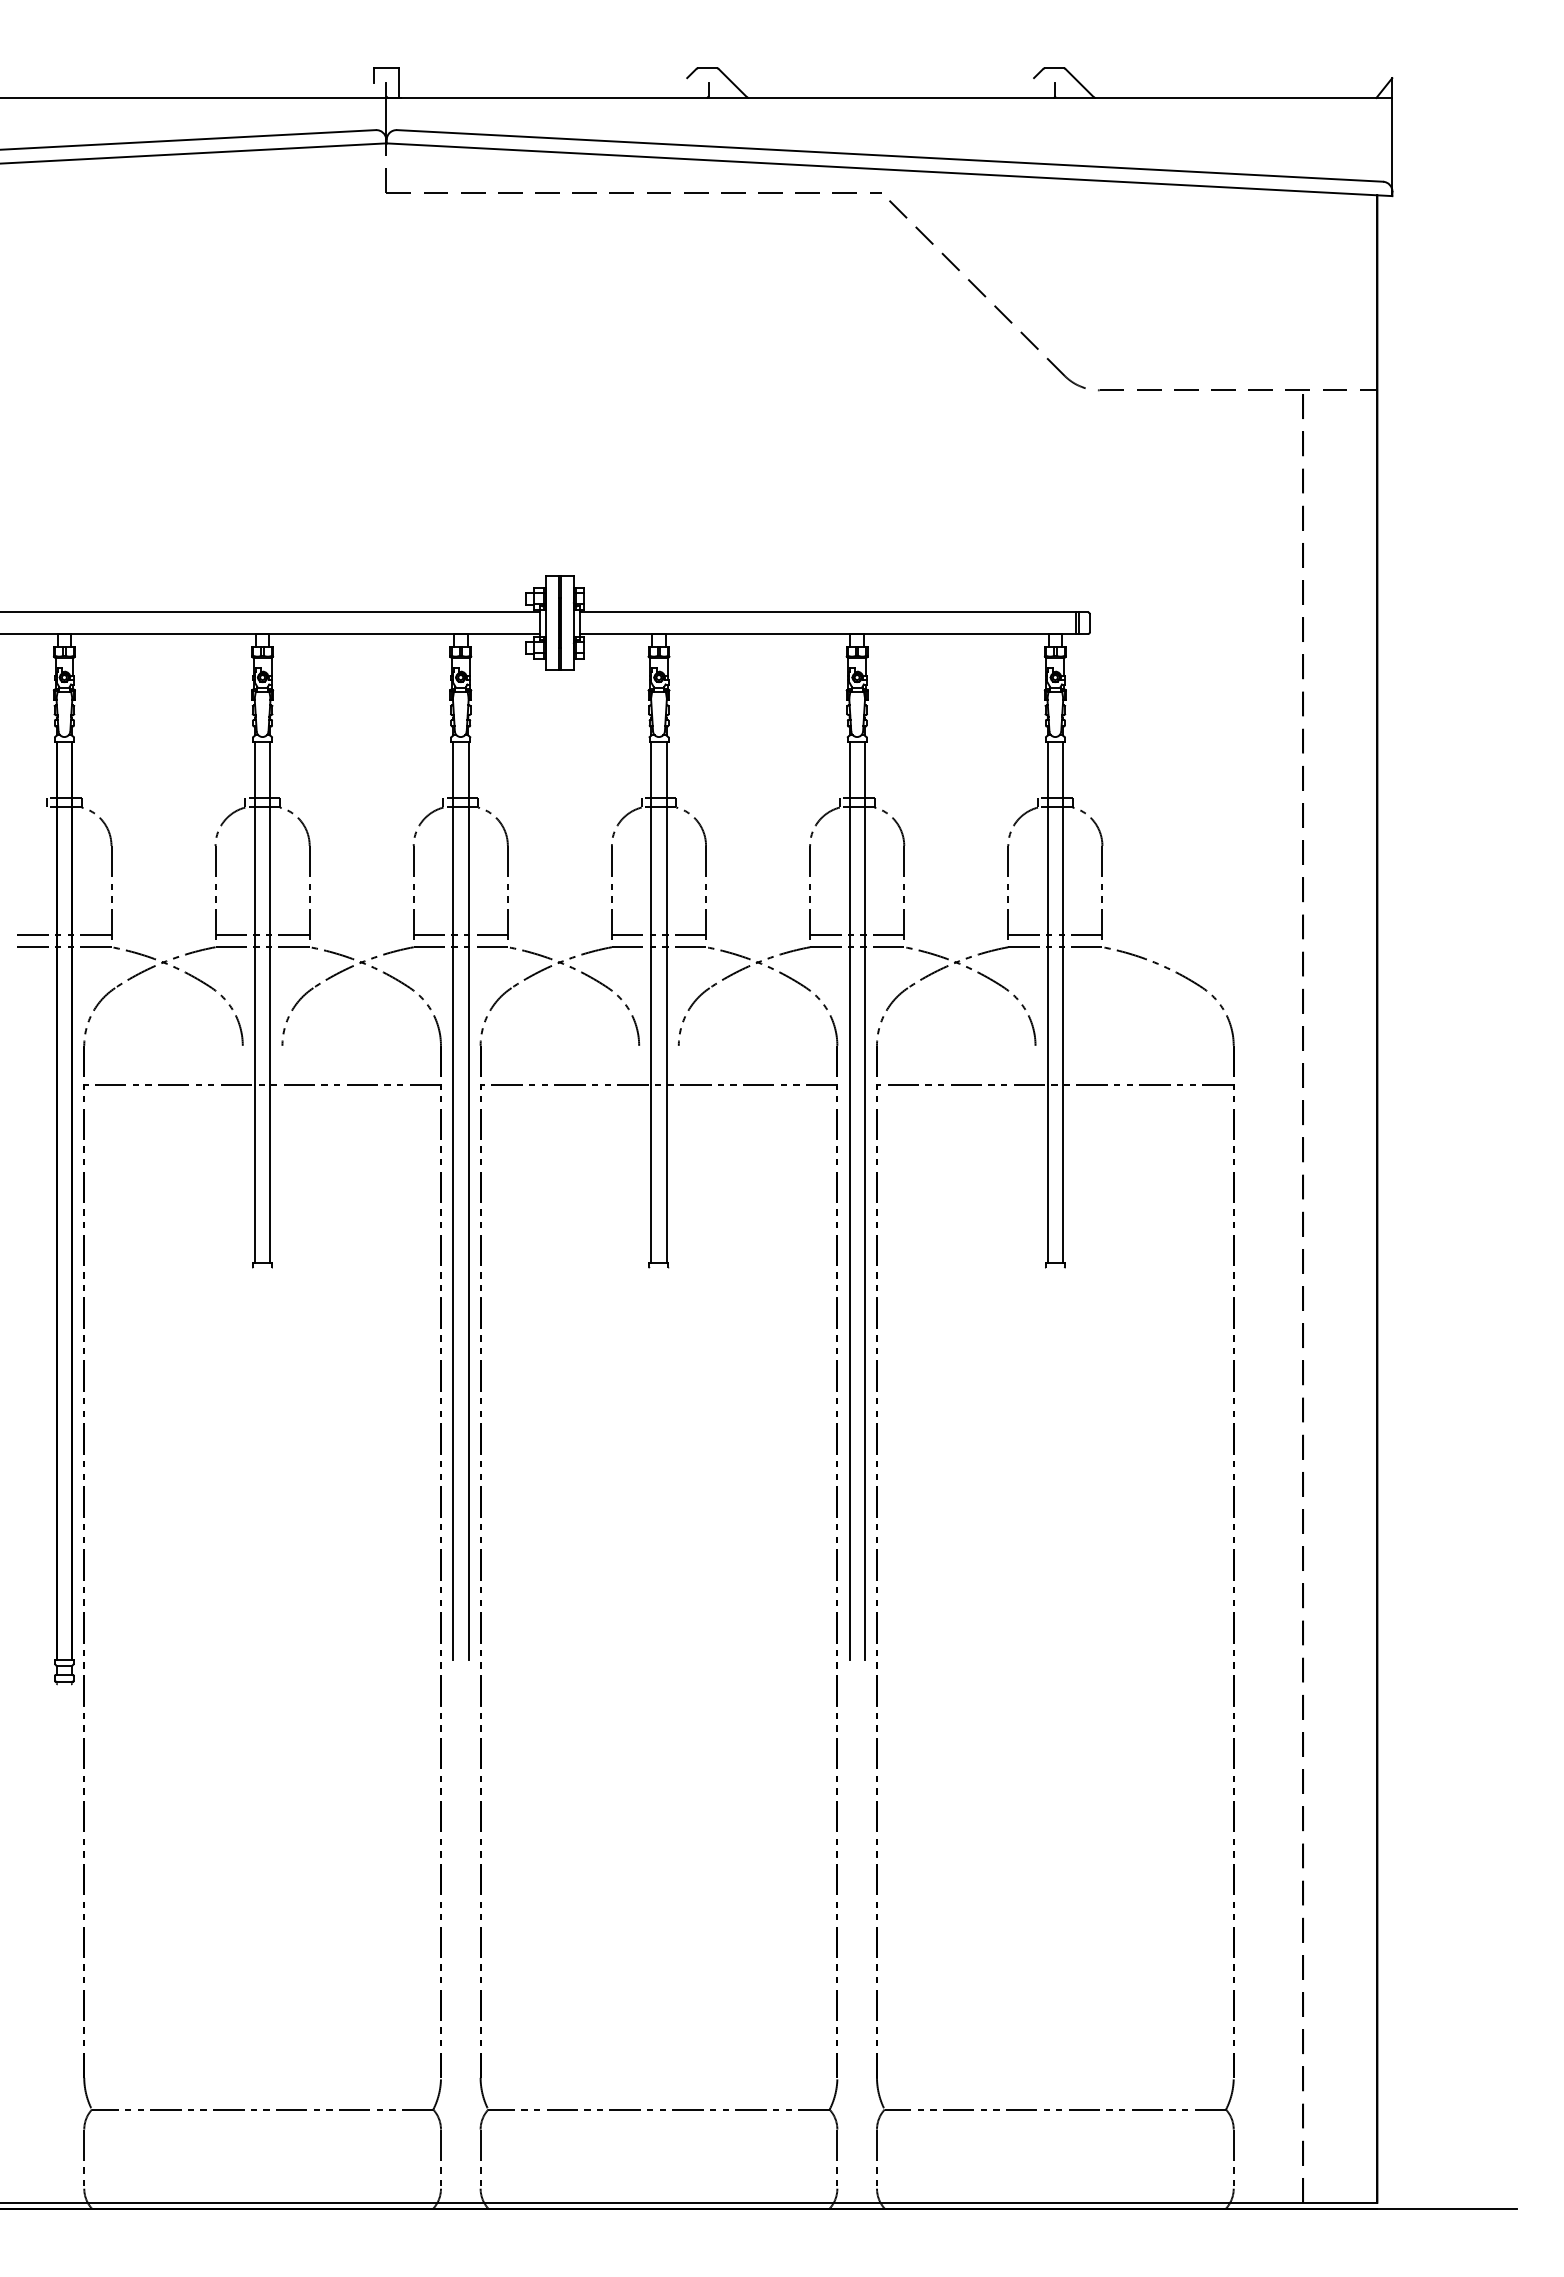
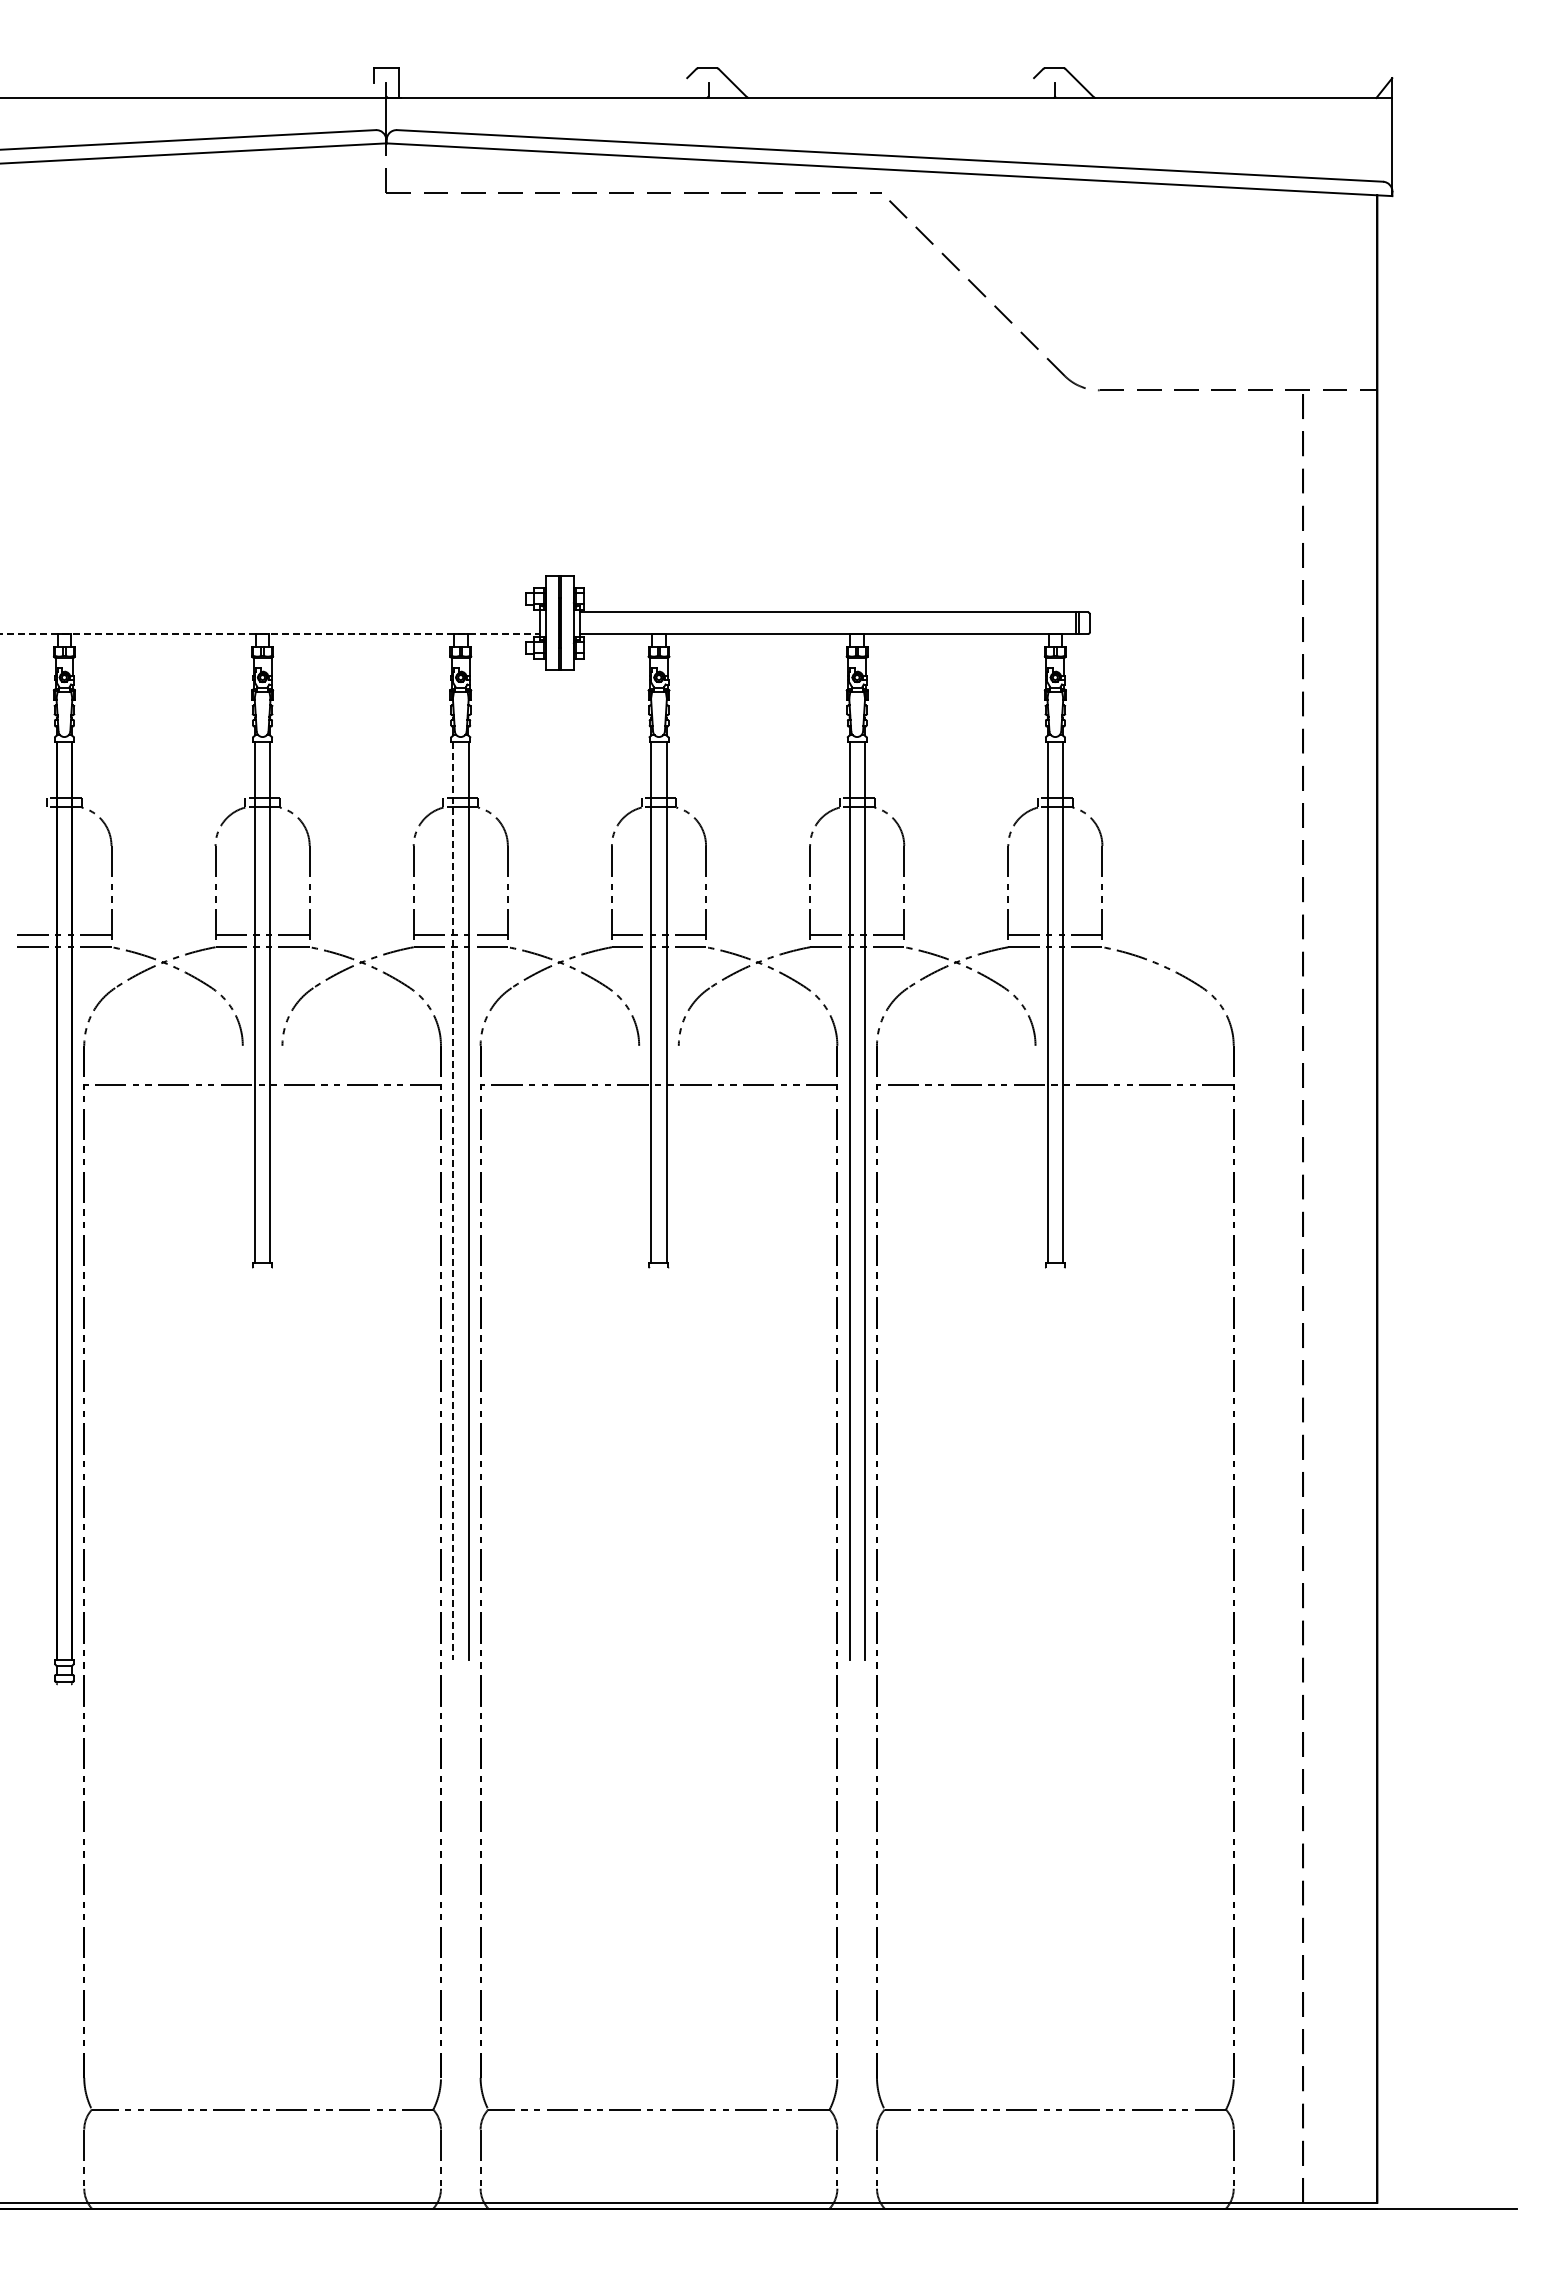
line: present -> none (271, 612)
line: solid -> dashed (270, 633)
line: solid -> dashed (453, 1200)
